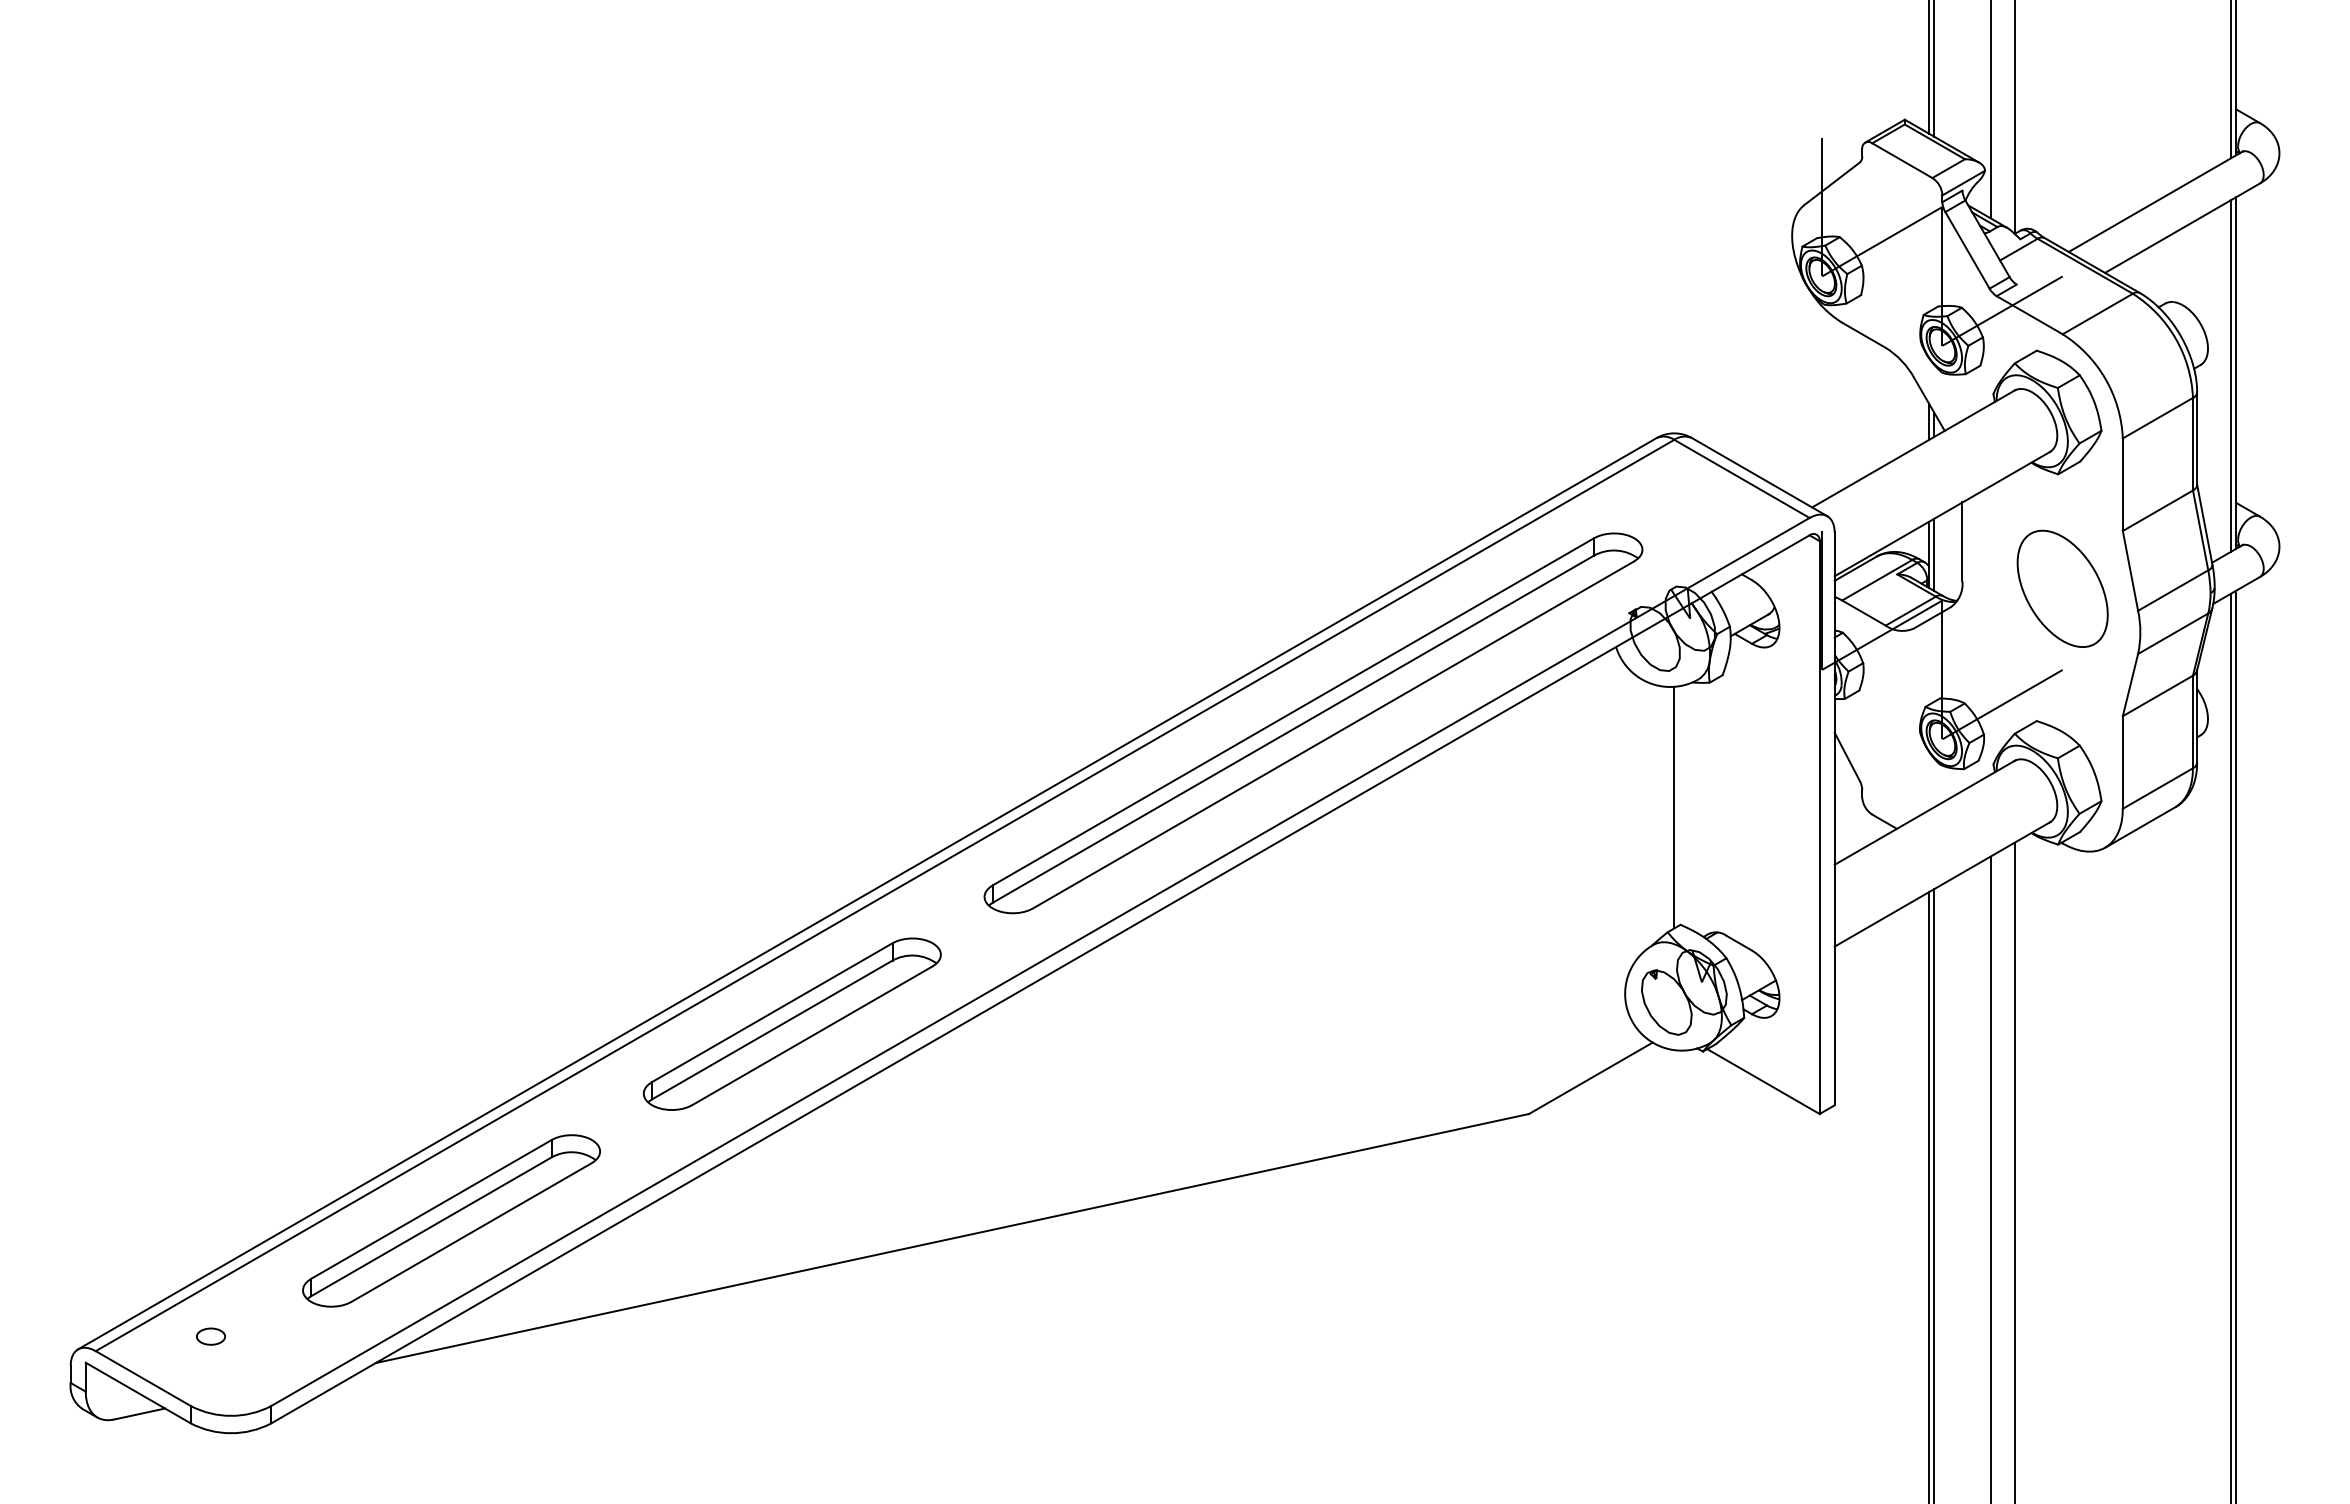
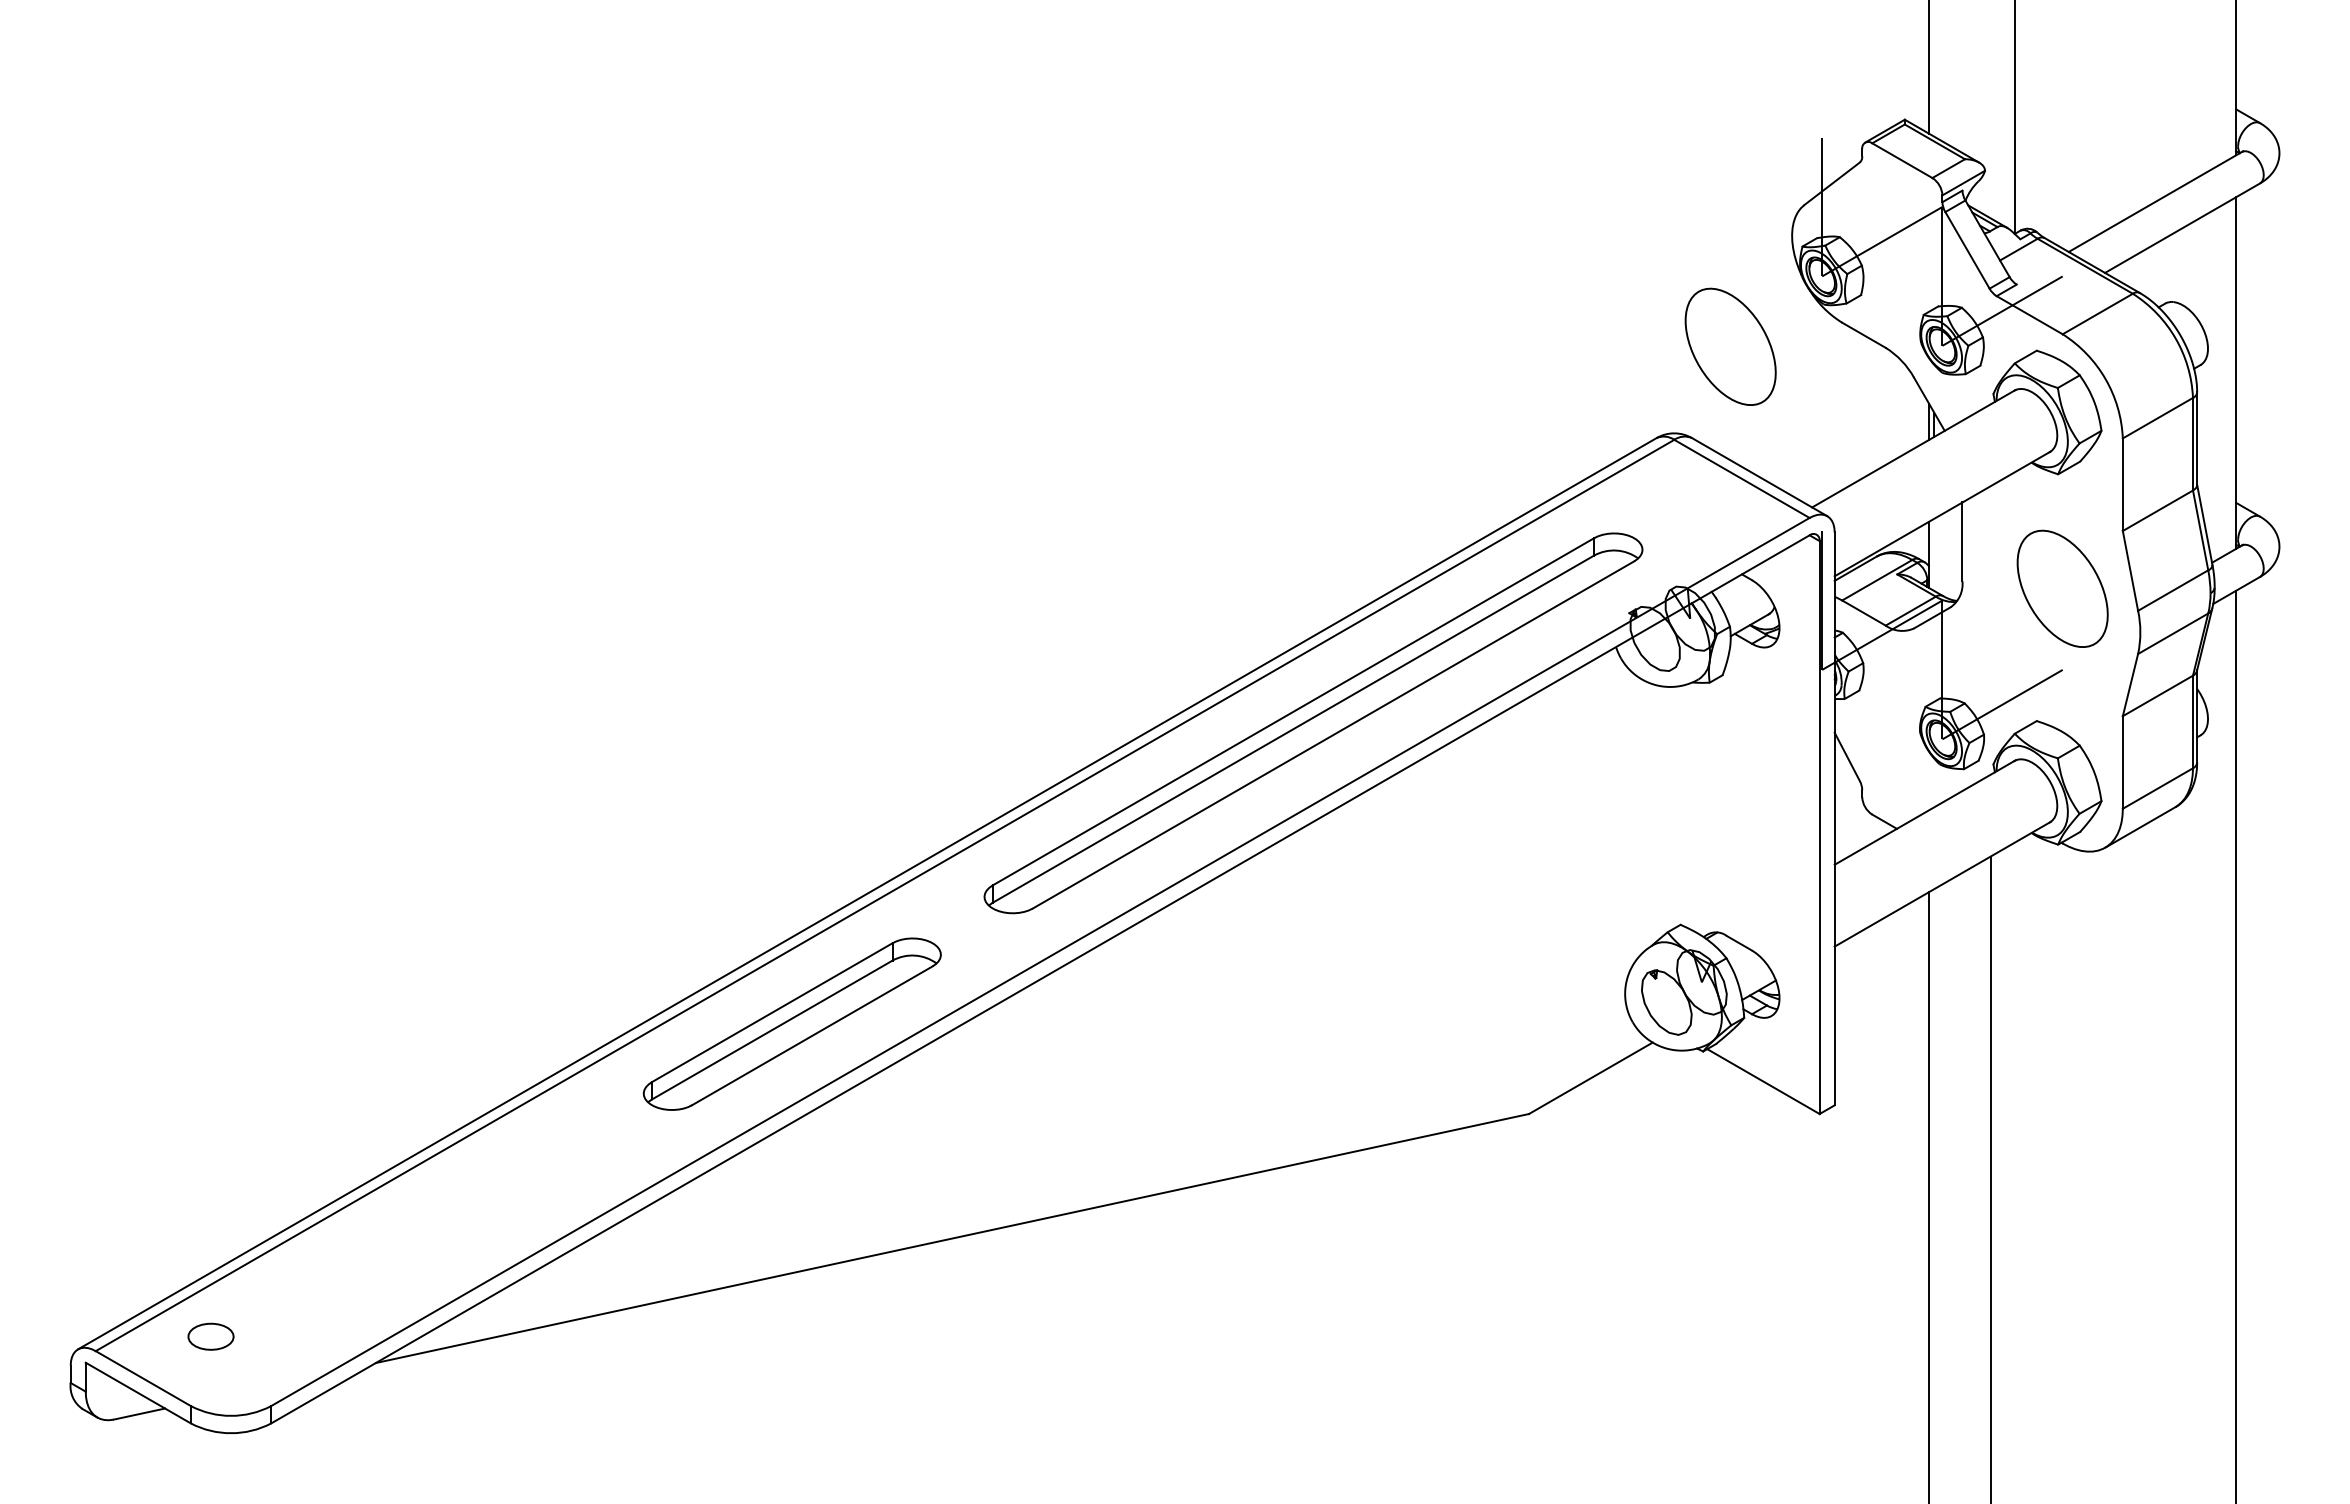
line: present -> none (1934, 69)
line: present -> none (2231, 80)
line: present -> none (1990, 110)
part: none -> present (1730, 346)
line: present -> none (2231, 375)
line: present -> none (1934, 554)
line: present -> none (1674, 807)
line: present -> none (2231, 1046)
line: present -> none (2014, 1171)
line: present -> none (1934, 1194)
part: present -> none (451, 1220)
part size: 30x19 px -> 48x29 px (210, 1336)
